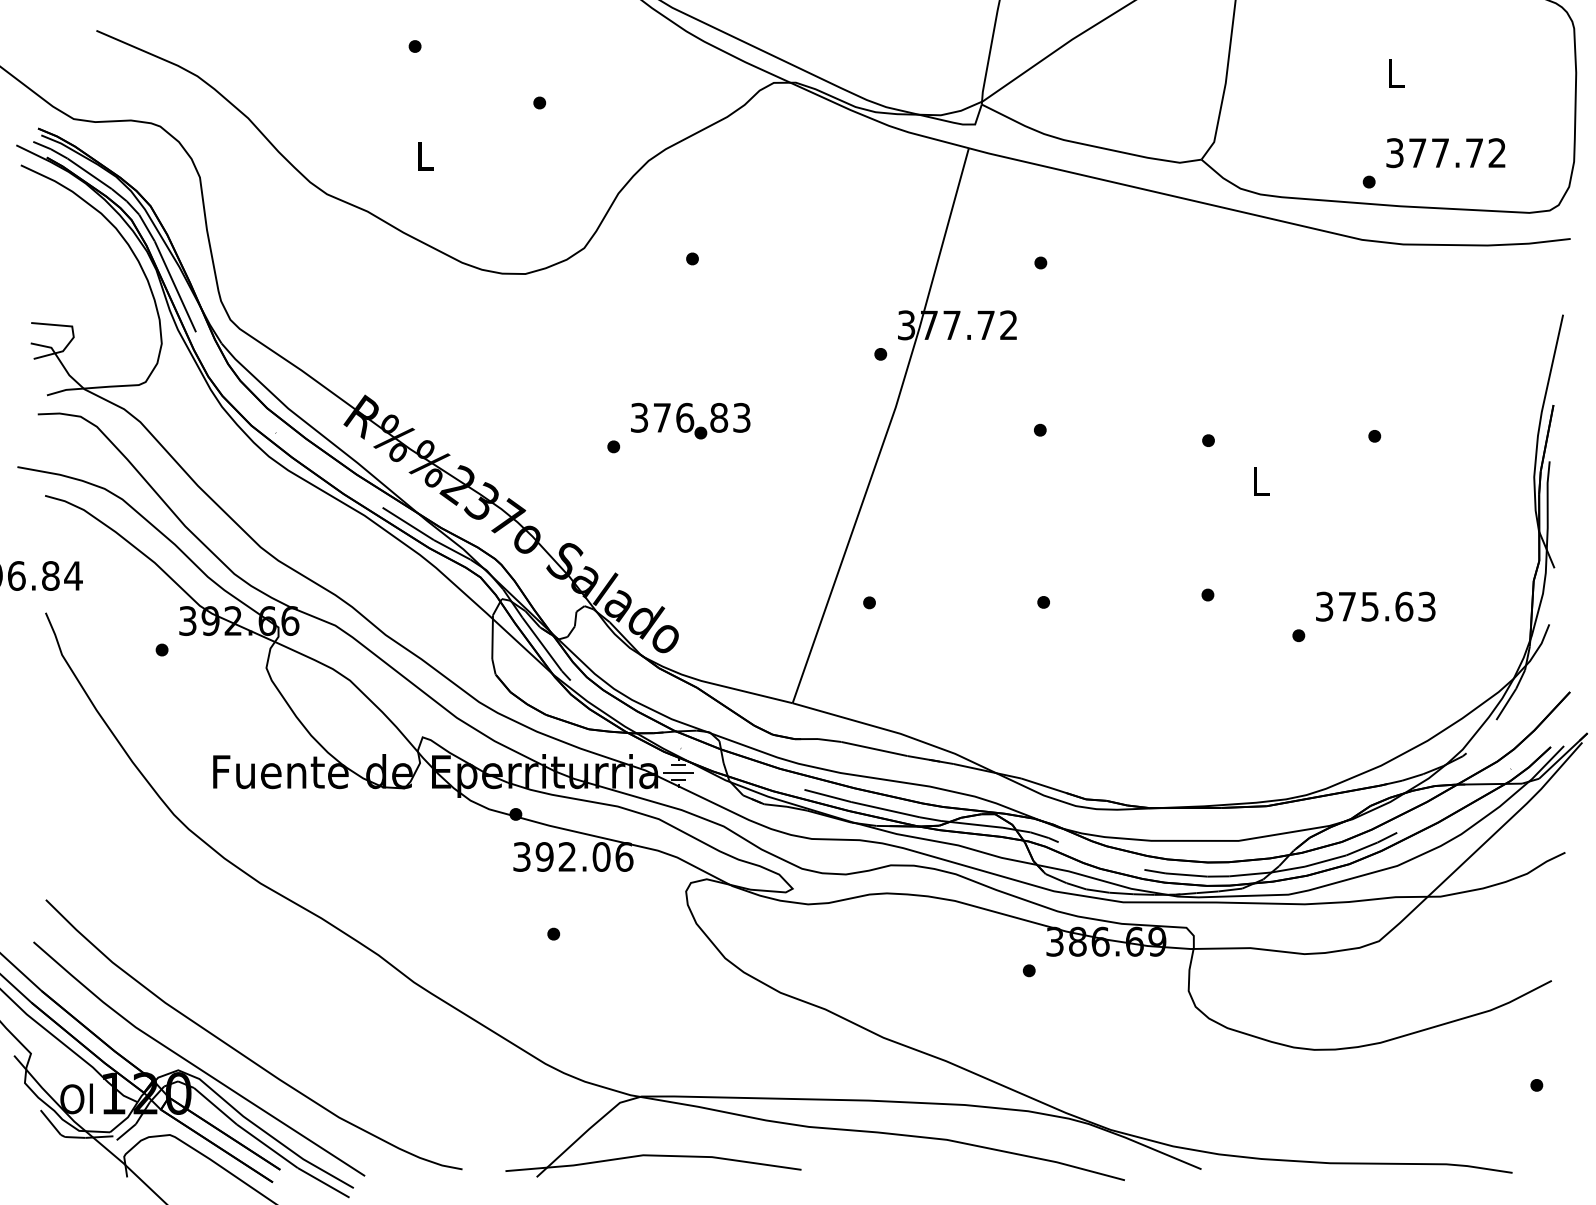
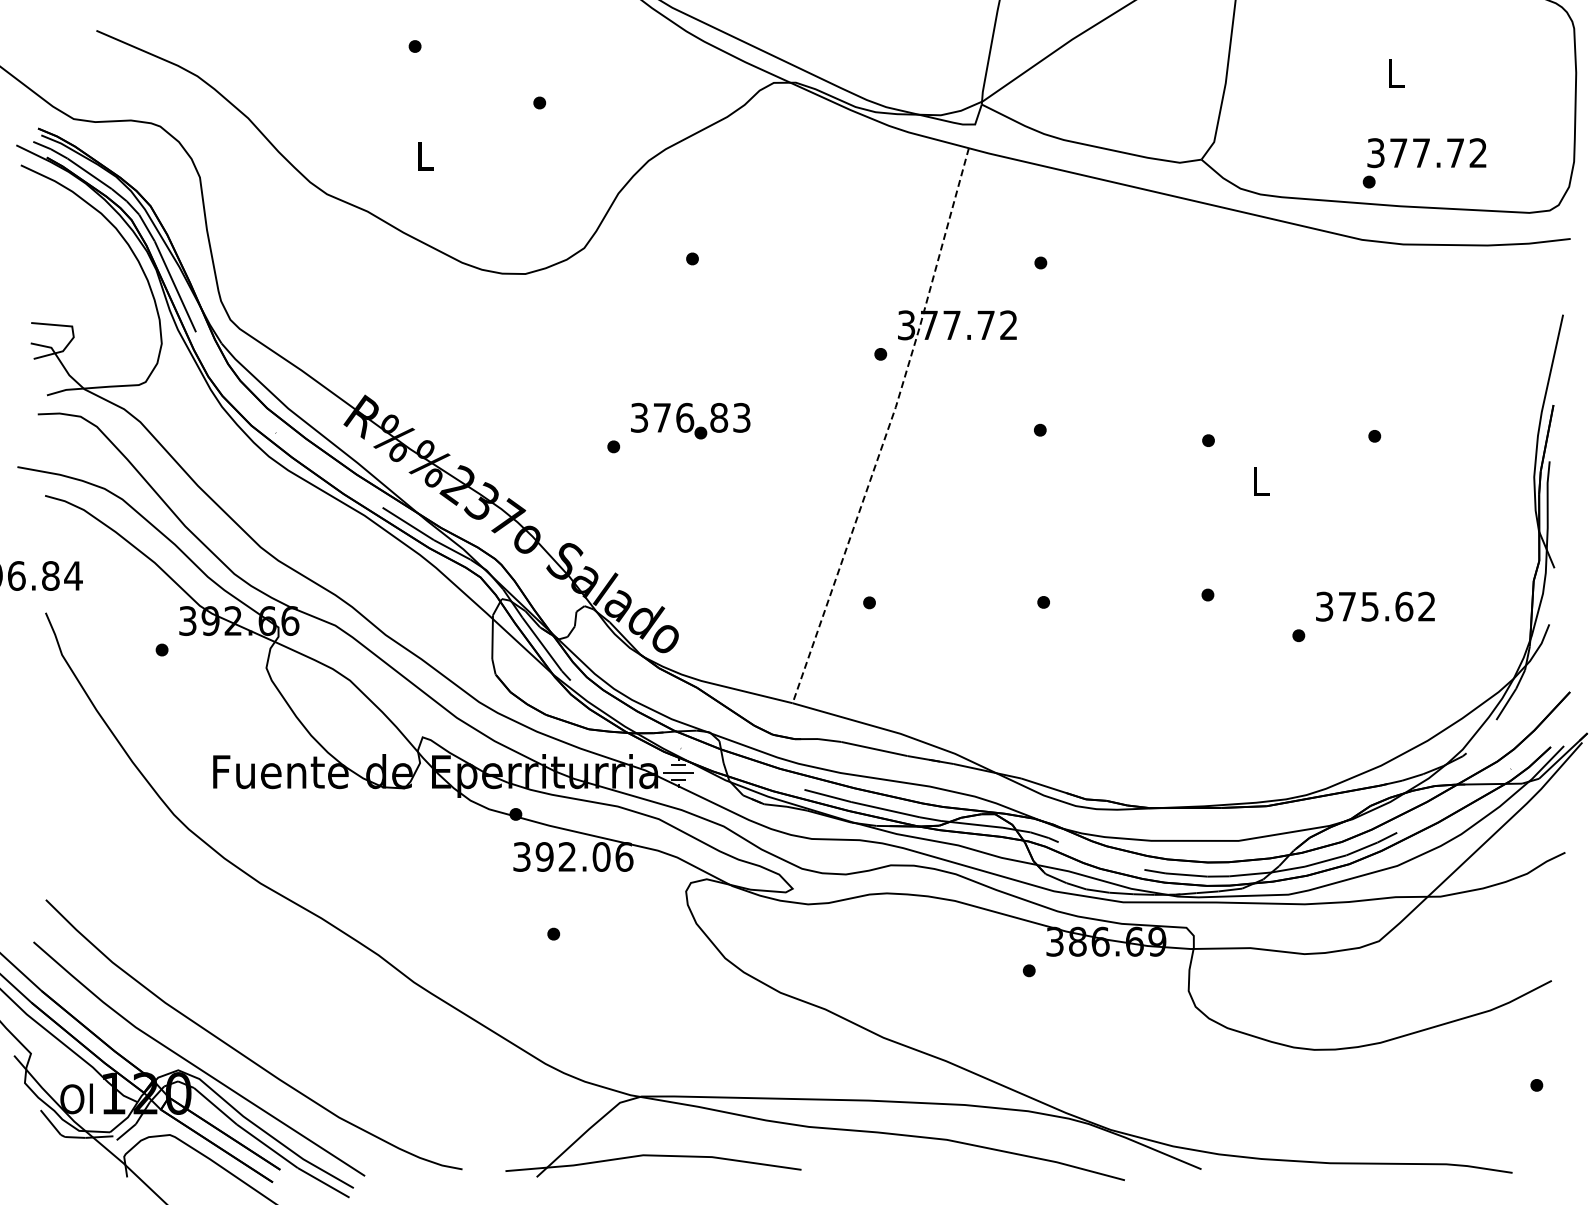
text position: (1445, 153) -> (1426, 153) (1426, 153)
line: solid -> dashed (888, 427)
text: 375.63 -> 375.62 (1426, 606)
